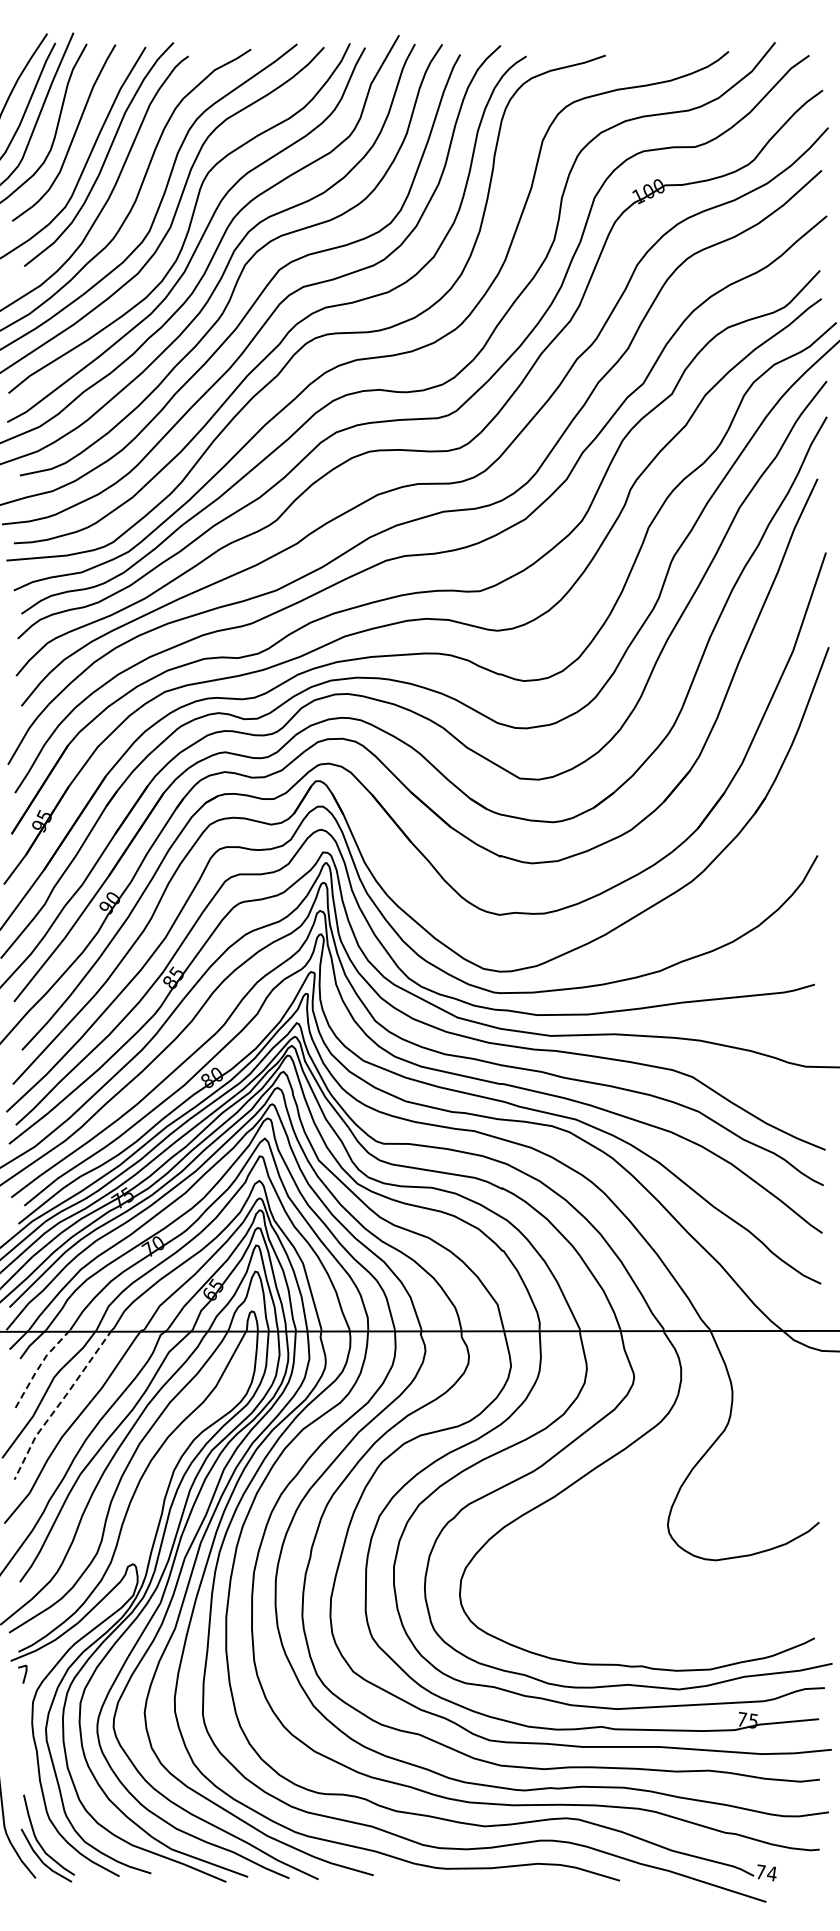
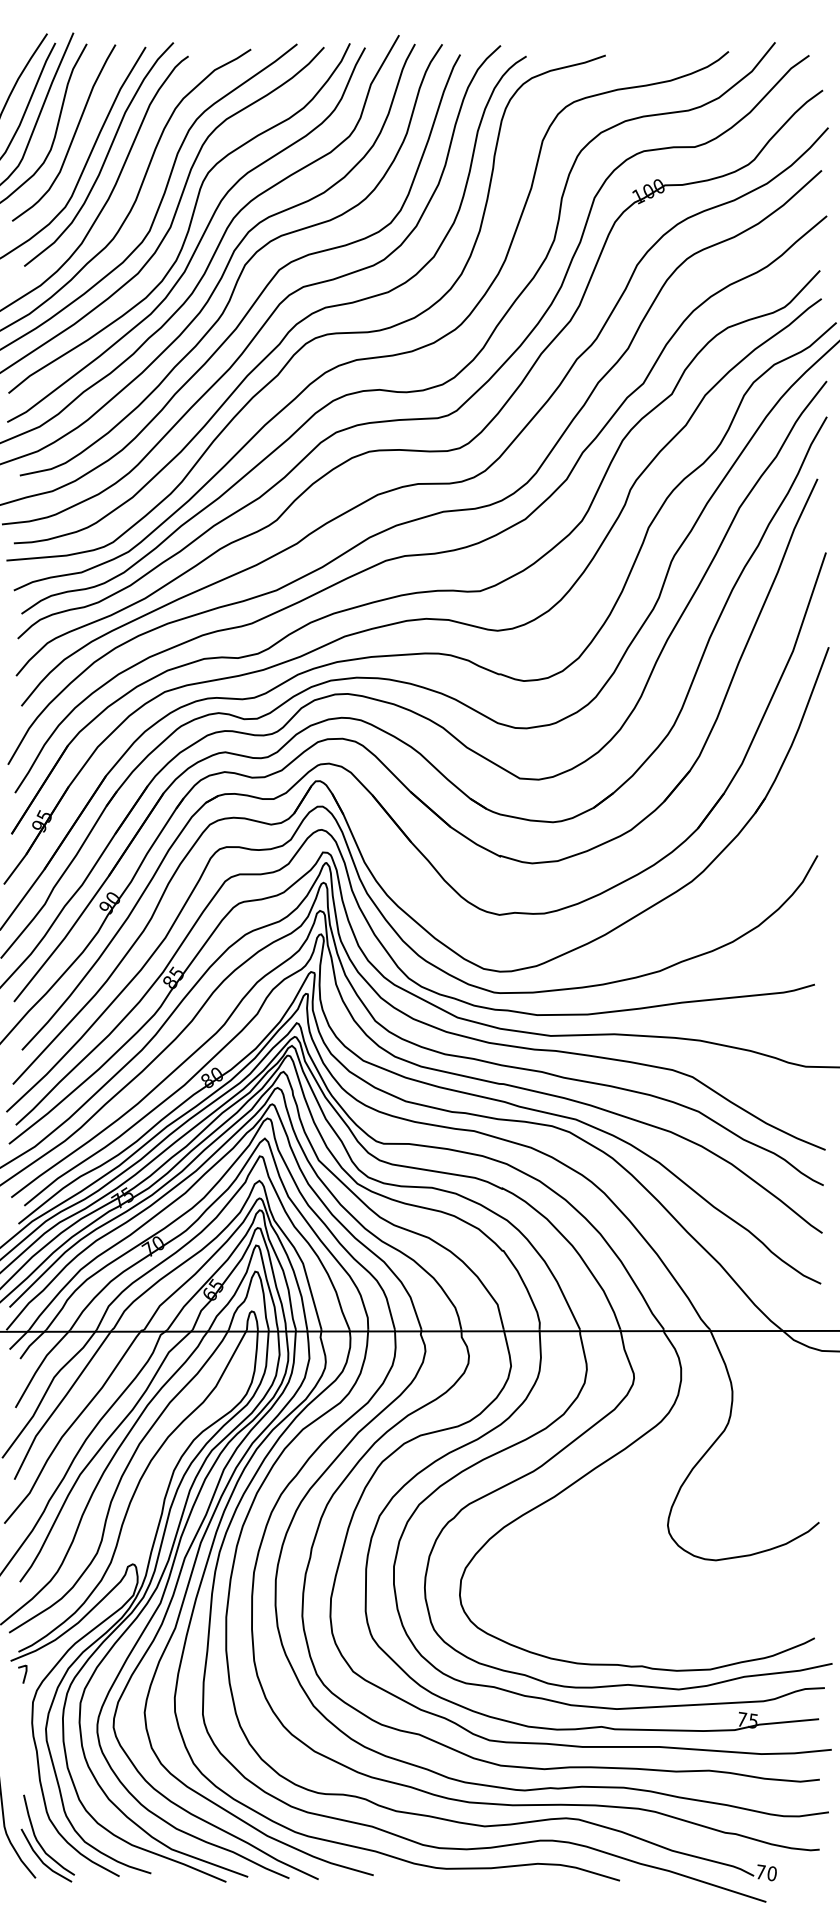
line: dashed -> solid (39, 1366)
line: dashed -> solid (59, 1403)
text: 74 -> 70 (771, 1873)
